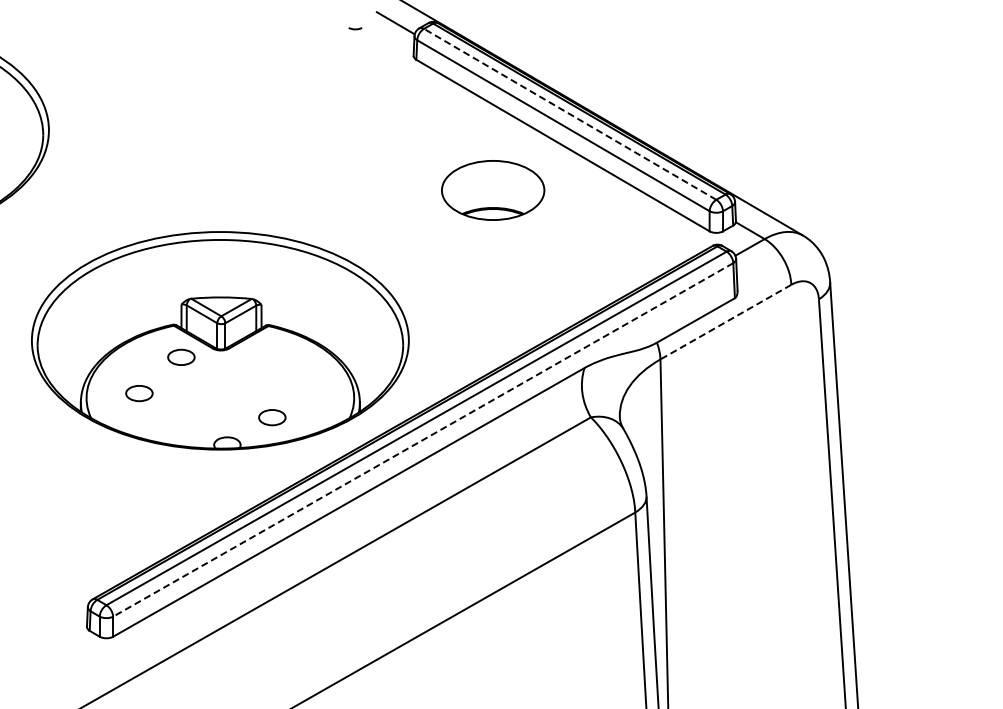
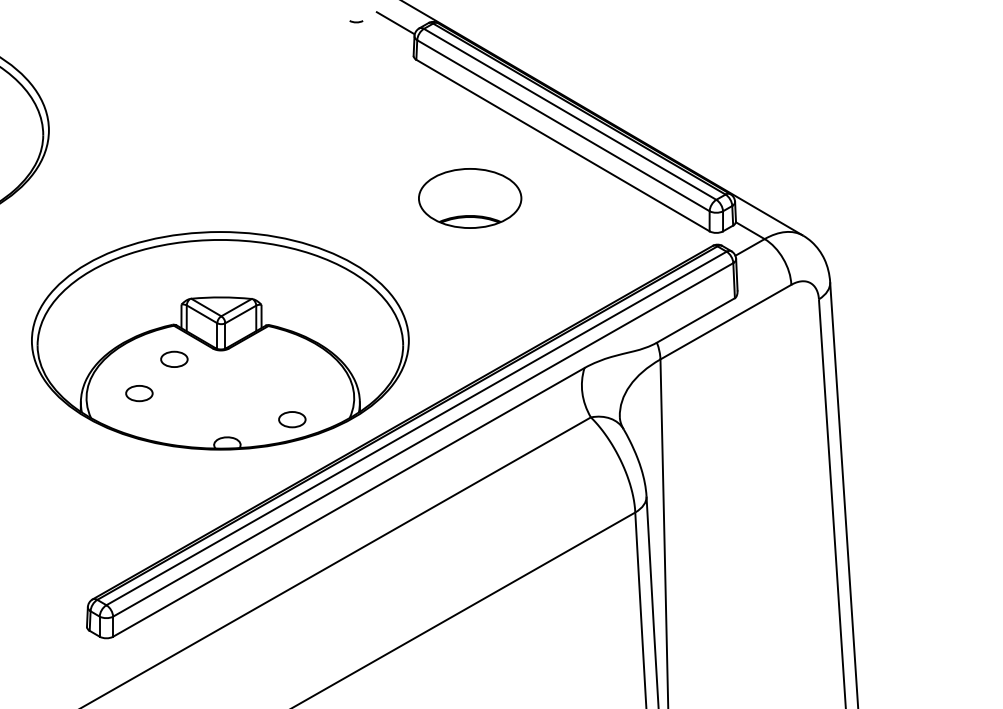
curve position: (355, 28) -> (356, 21) (356, 21)
line: dashed -> solid (569, 114)
part position: (493, 190) -> (470, 198) (470, 198)
line: dashed -> solid (725, 322)
part position: (181, 356) -> (174, 358) (174, 358)
part position: (272, 417) -> (292, 419) (292, 419)
line: dashed -> solid (423, 439)
